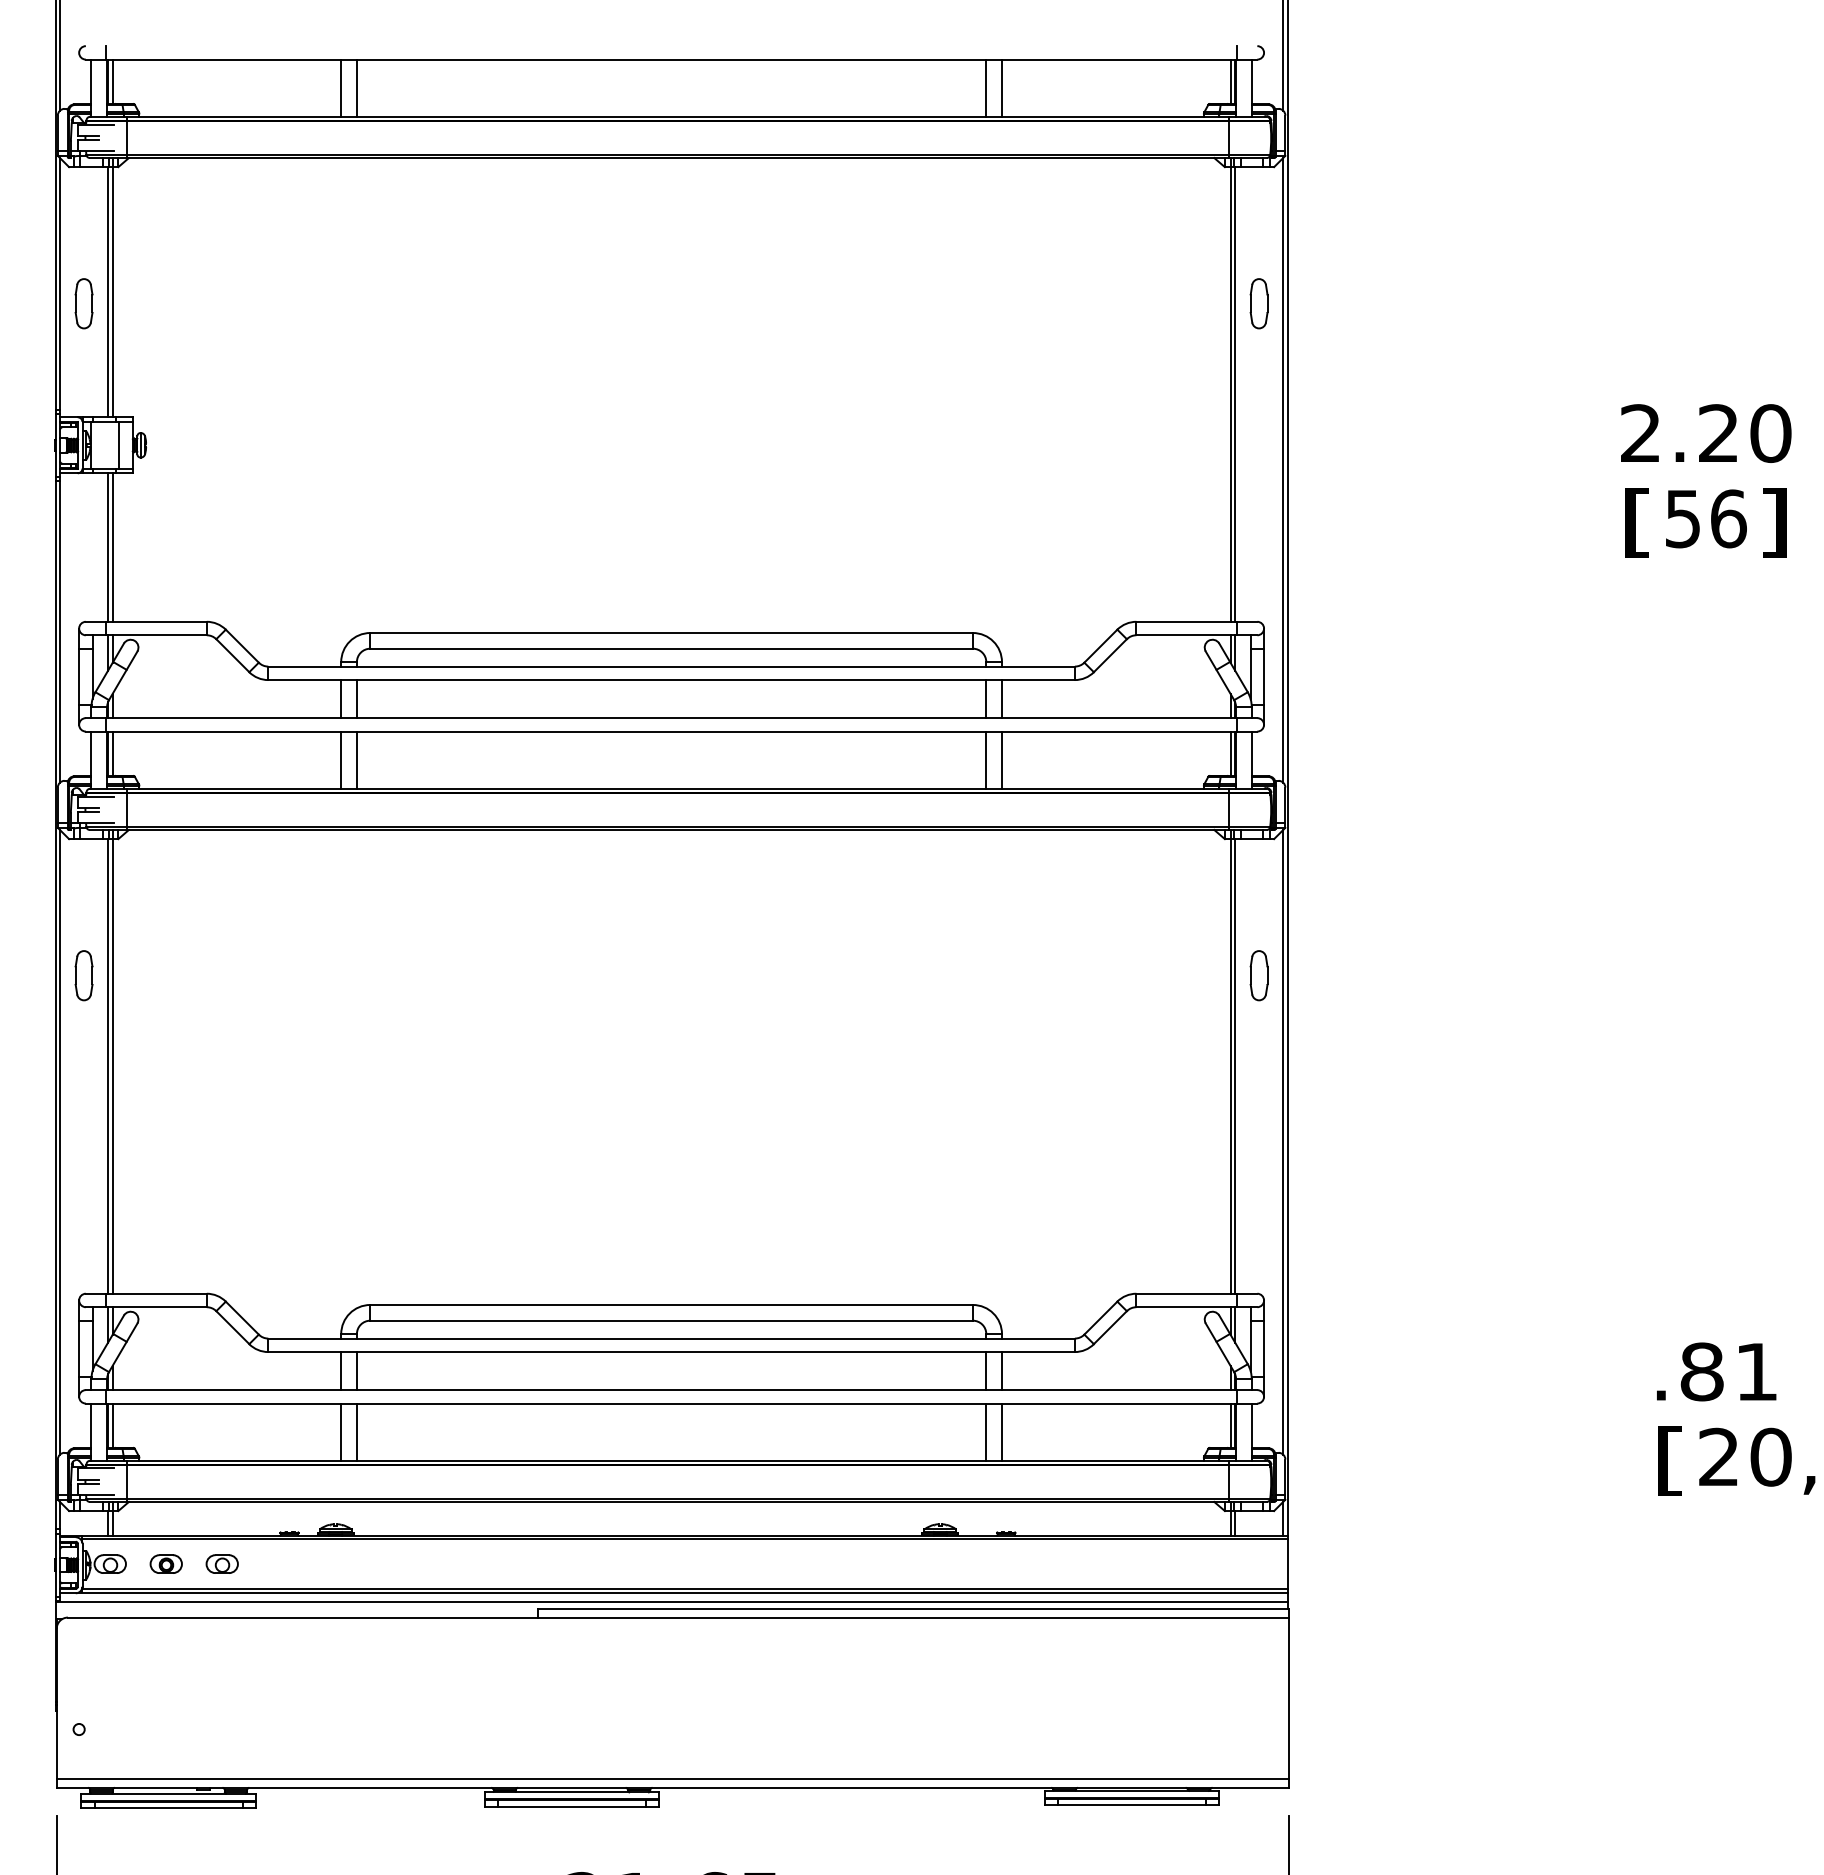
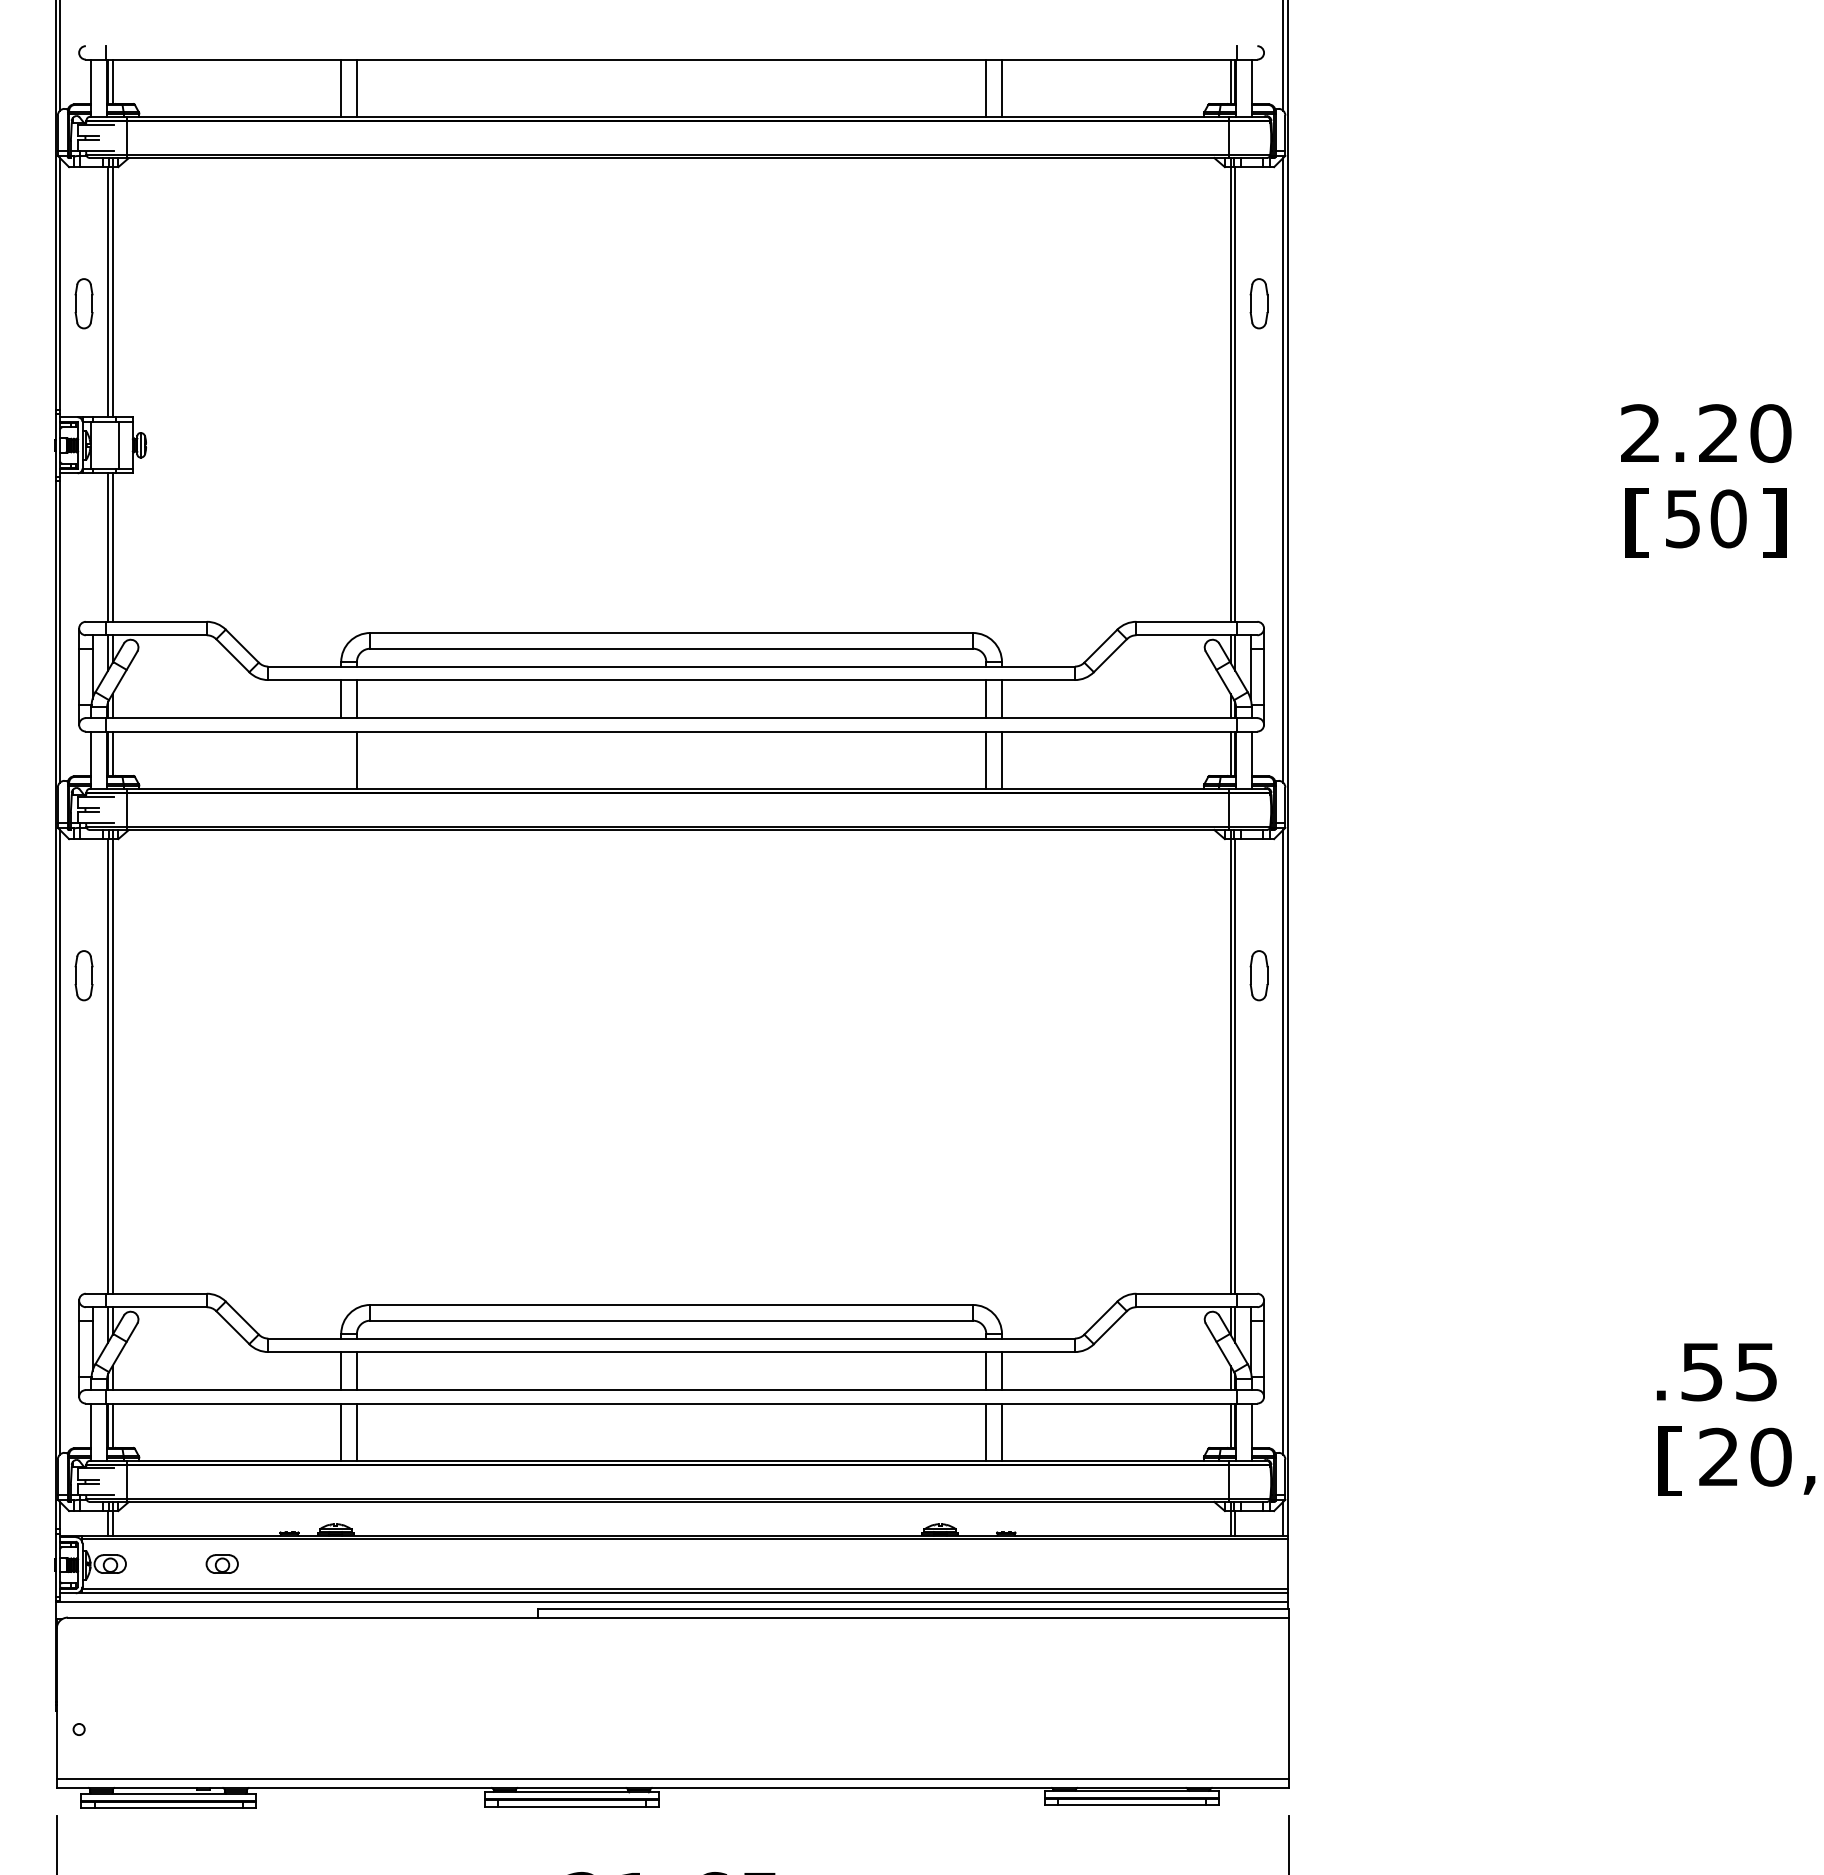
text: 56 -> 50 (1728, 518)
line: present -> none (341, 759)
text: .81 -> .55 (1728, 1371)
part: present -> none (165, 1563)
